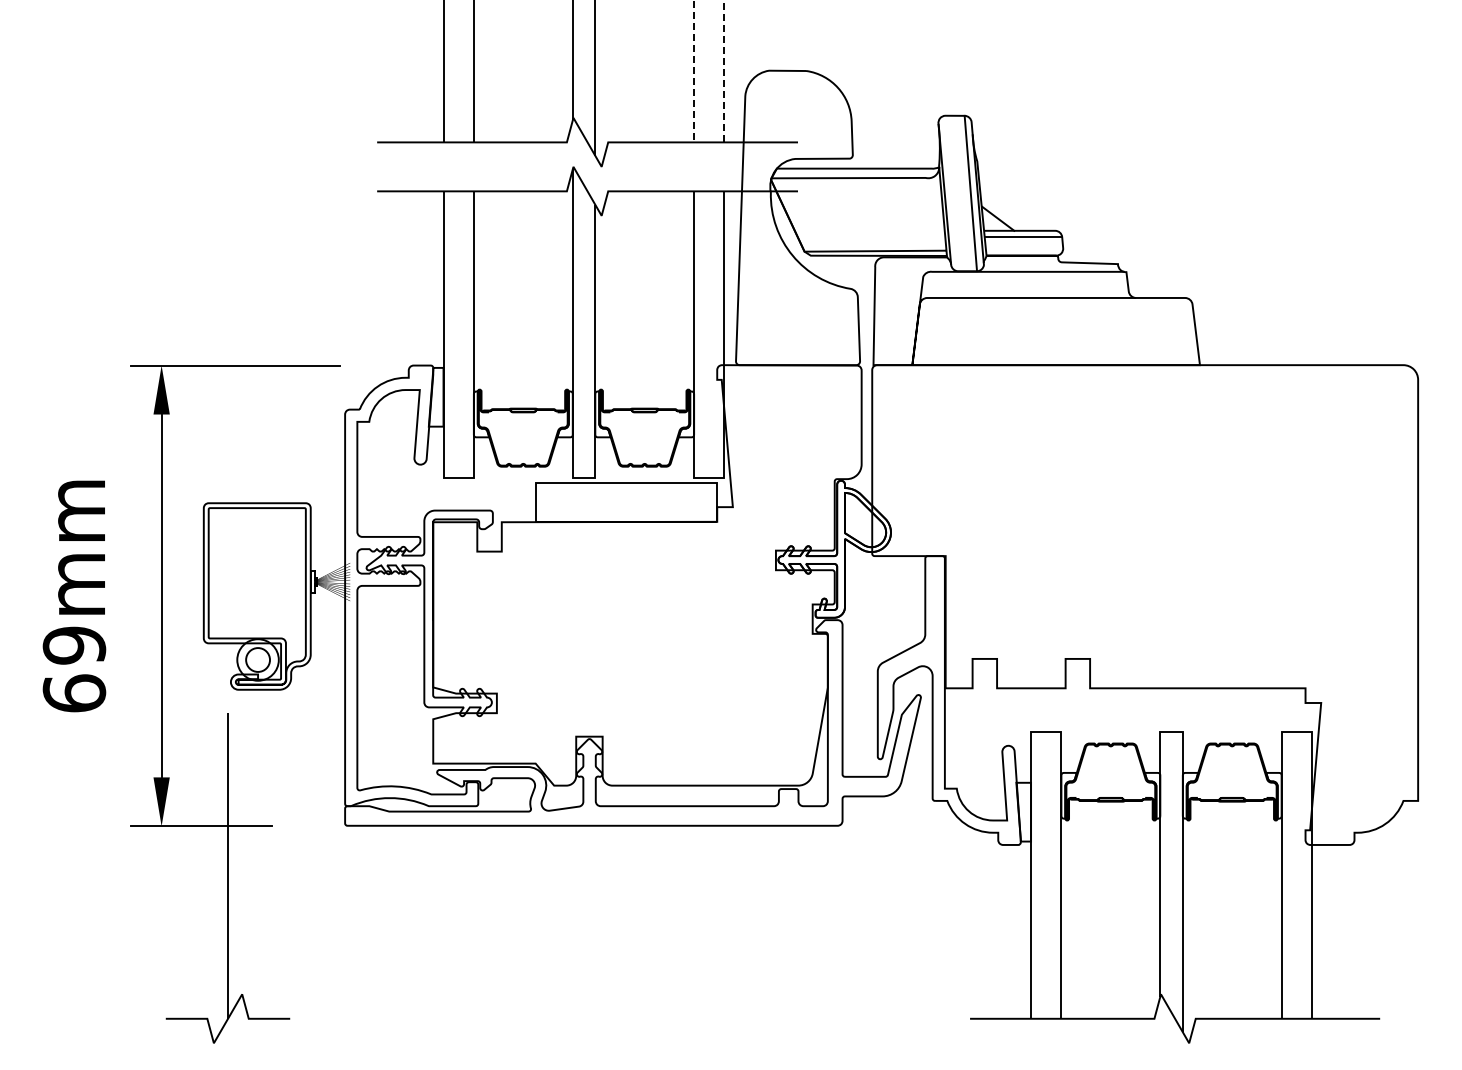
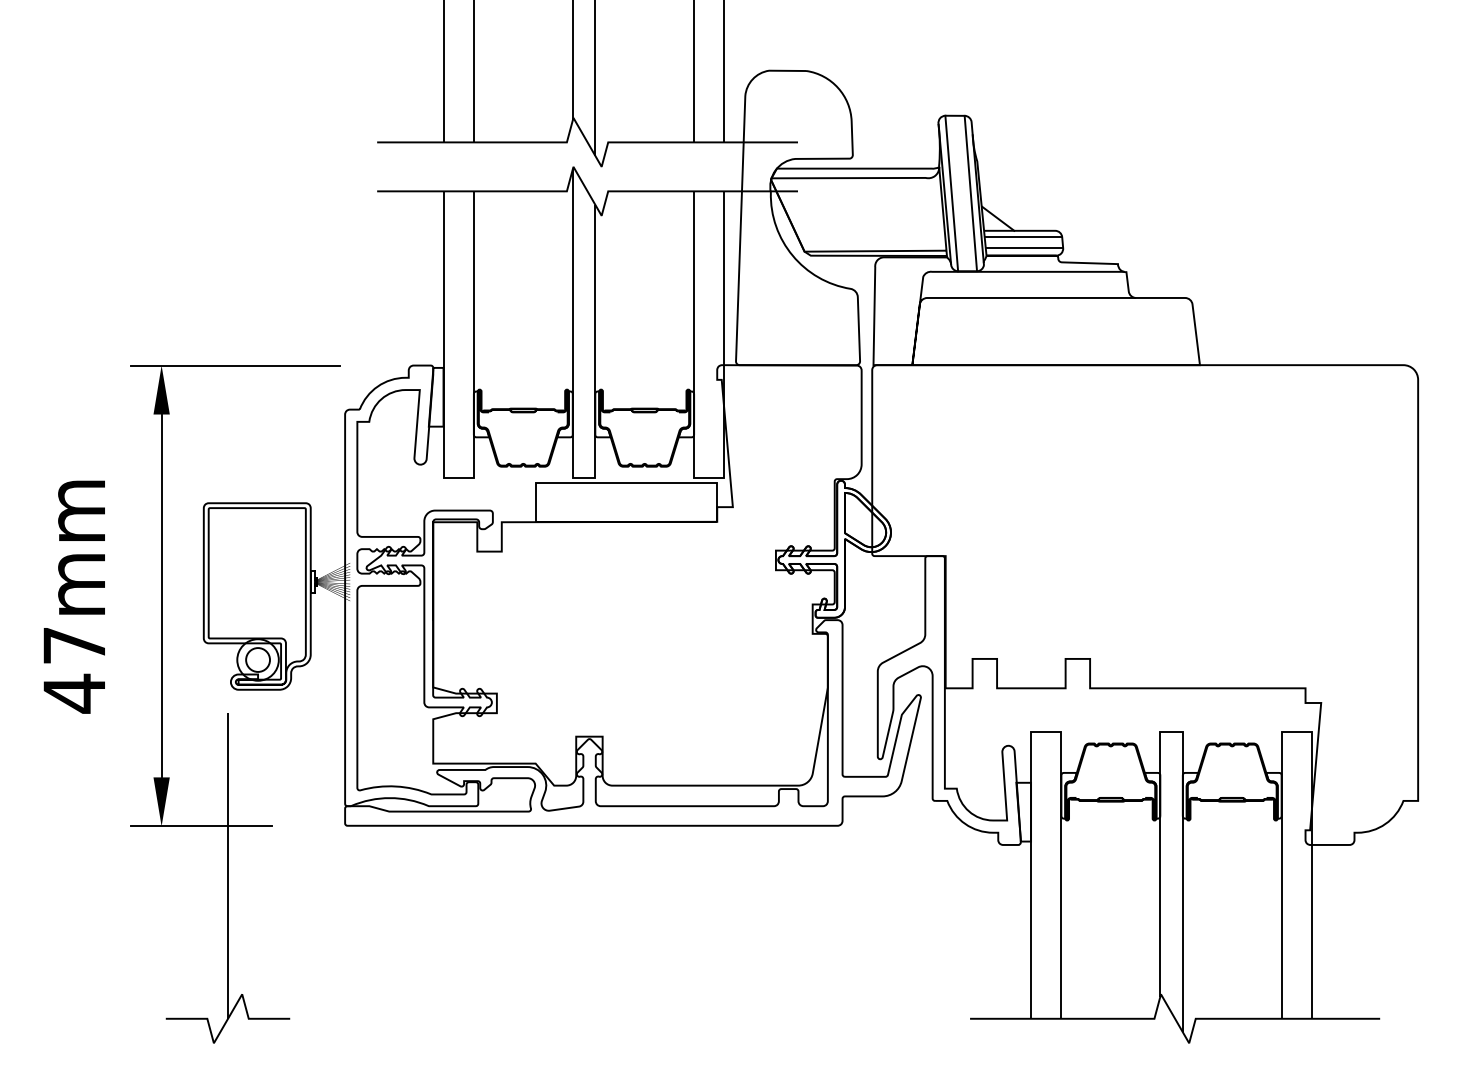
line: dashed -> solid (694, 0)
line: none -> present (951, 193)
line: none -> present (1024, 248)
text: 69mm -> 47mm (74, 669)
